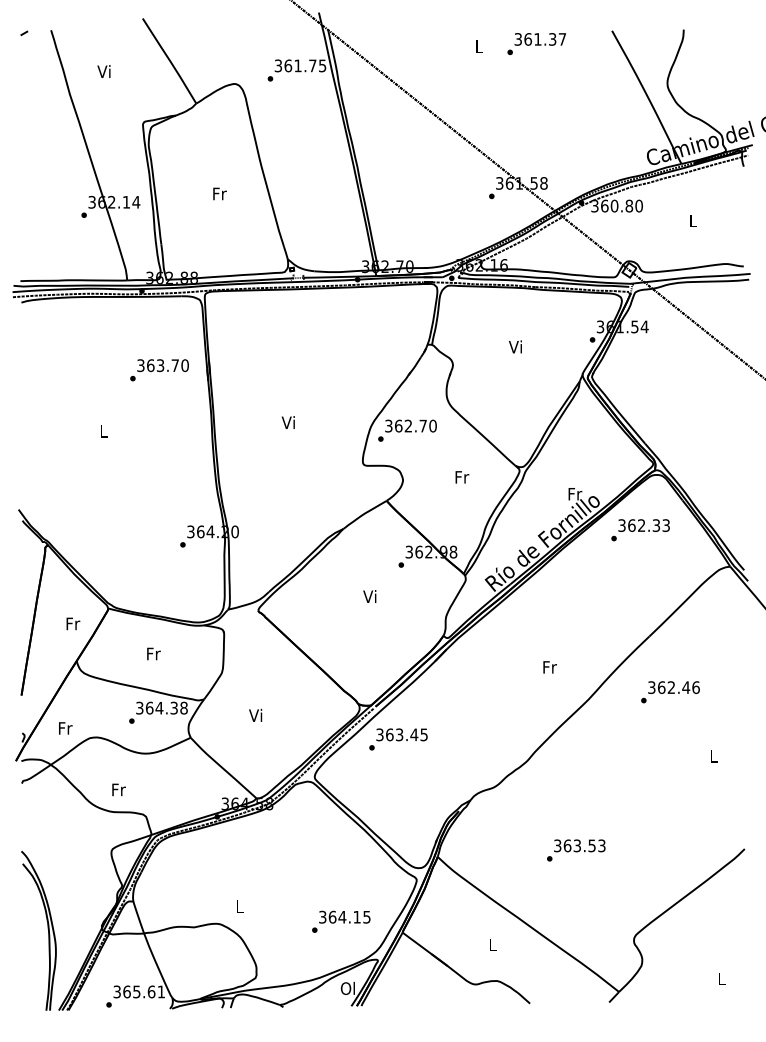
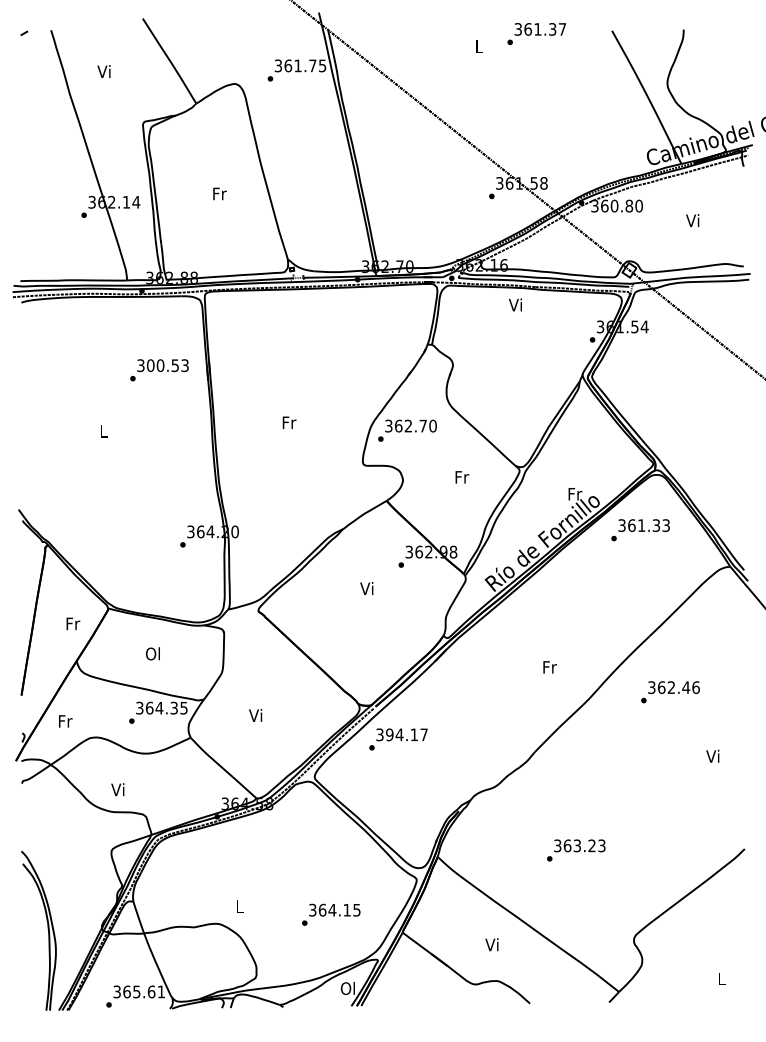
text position: (536, 44) -> (536, 34) (536, 34)
text: L -> Vi (692, 220)
text position: (515, 346) -> (515, 304) (515, 304)
text: 363.70 -> 300.53 (167, 365)
text: Vi -> Fr (288, 422)
text: 362.33 -> 361.33 (641, 525)
text position: (369, 596) -> (366, 588) (366, 588)
text: Fr -> Ol (153, 653)
text: 364.38 -> 364.35 (183, 707)
text position: (65, 728) -> (65, 721) (65, 721)
text: 363.45 -> 394.17 (406, 734)
text: L -> Vi (712, 755)
text: Fr -> Vi (118, 789)
text: 363.53 -> 363.23 (591, 845)
text position: (341, 921) -> (331, 914) (331, 914)
text: L -> Vi (491, 944)
